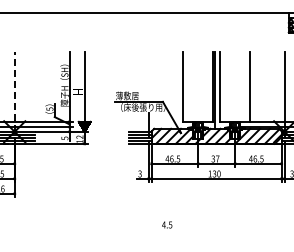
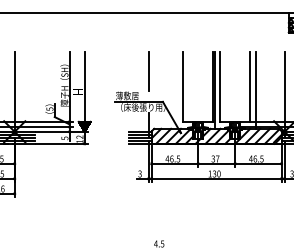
line: none -> present (148, 70)
line: none -> present (255, 89)
line: dashed -> solid (14, 91)
text position: (167, 224) -> (159, 243) (159, 243)
